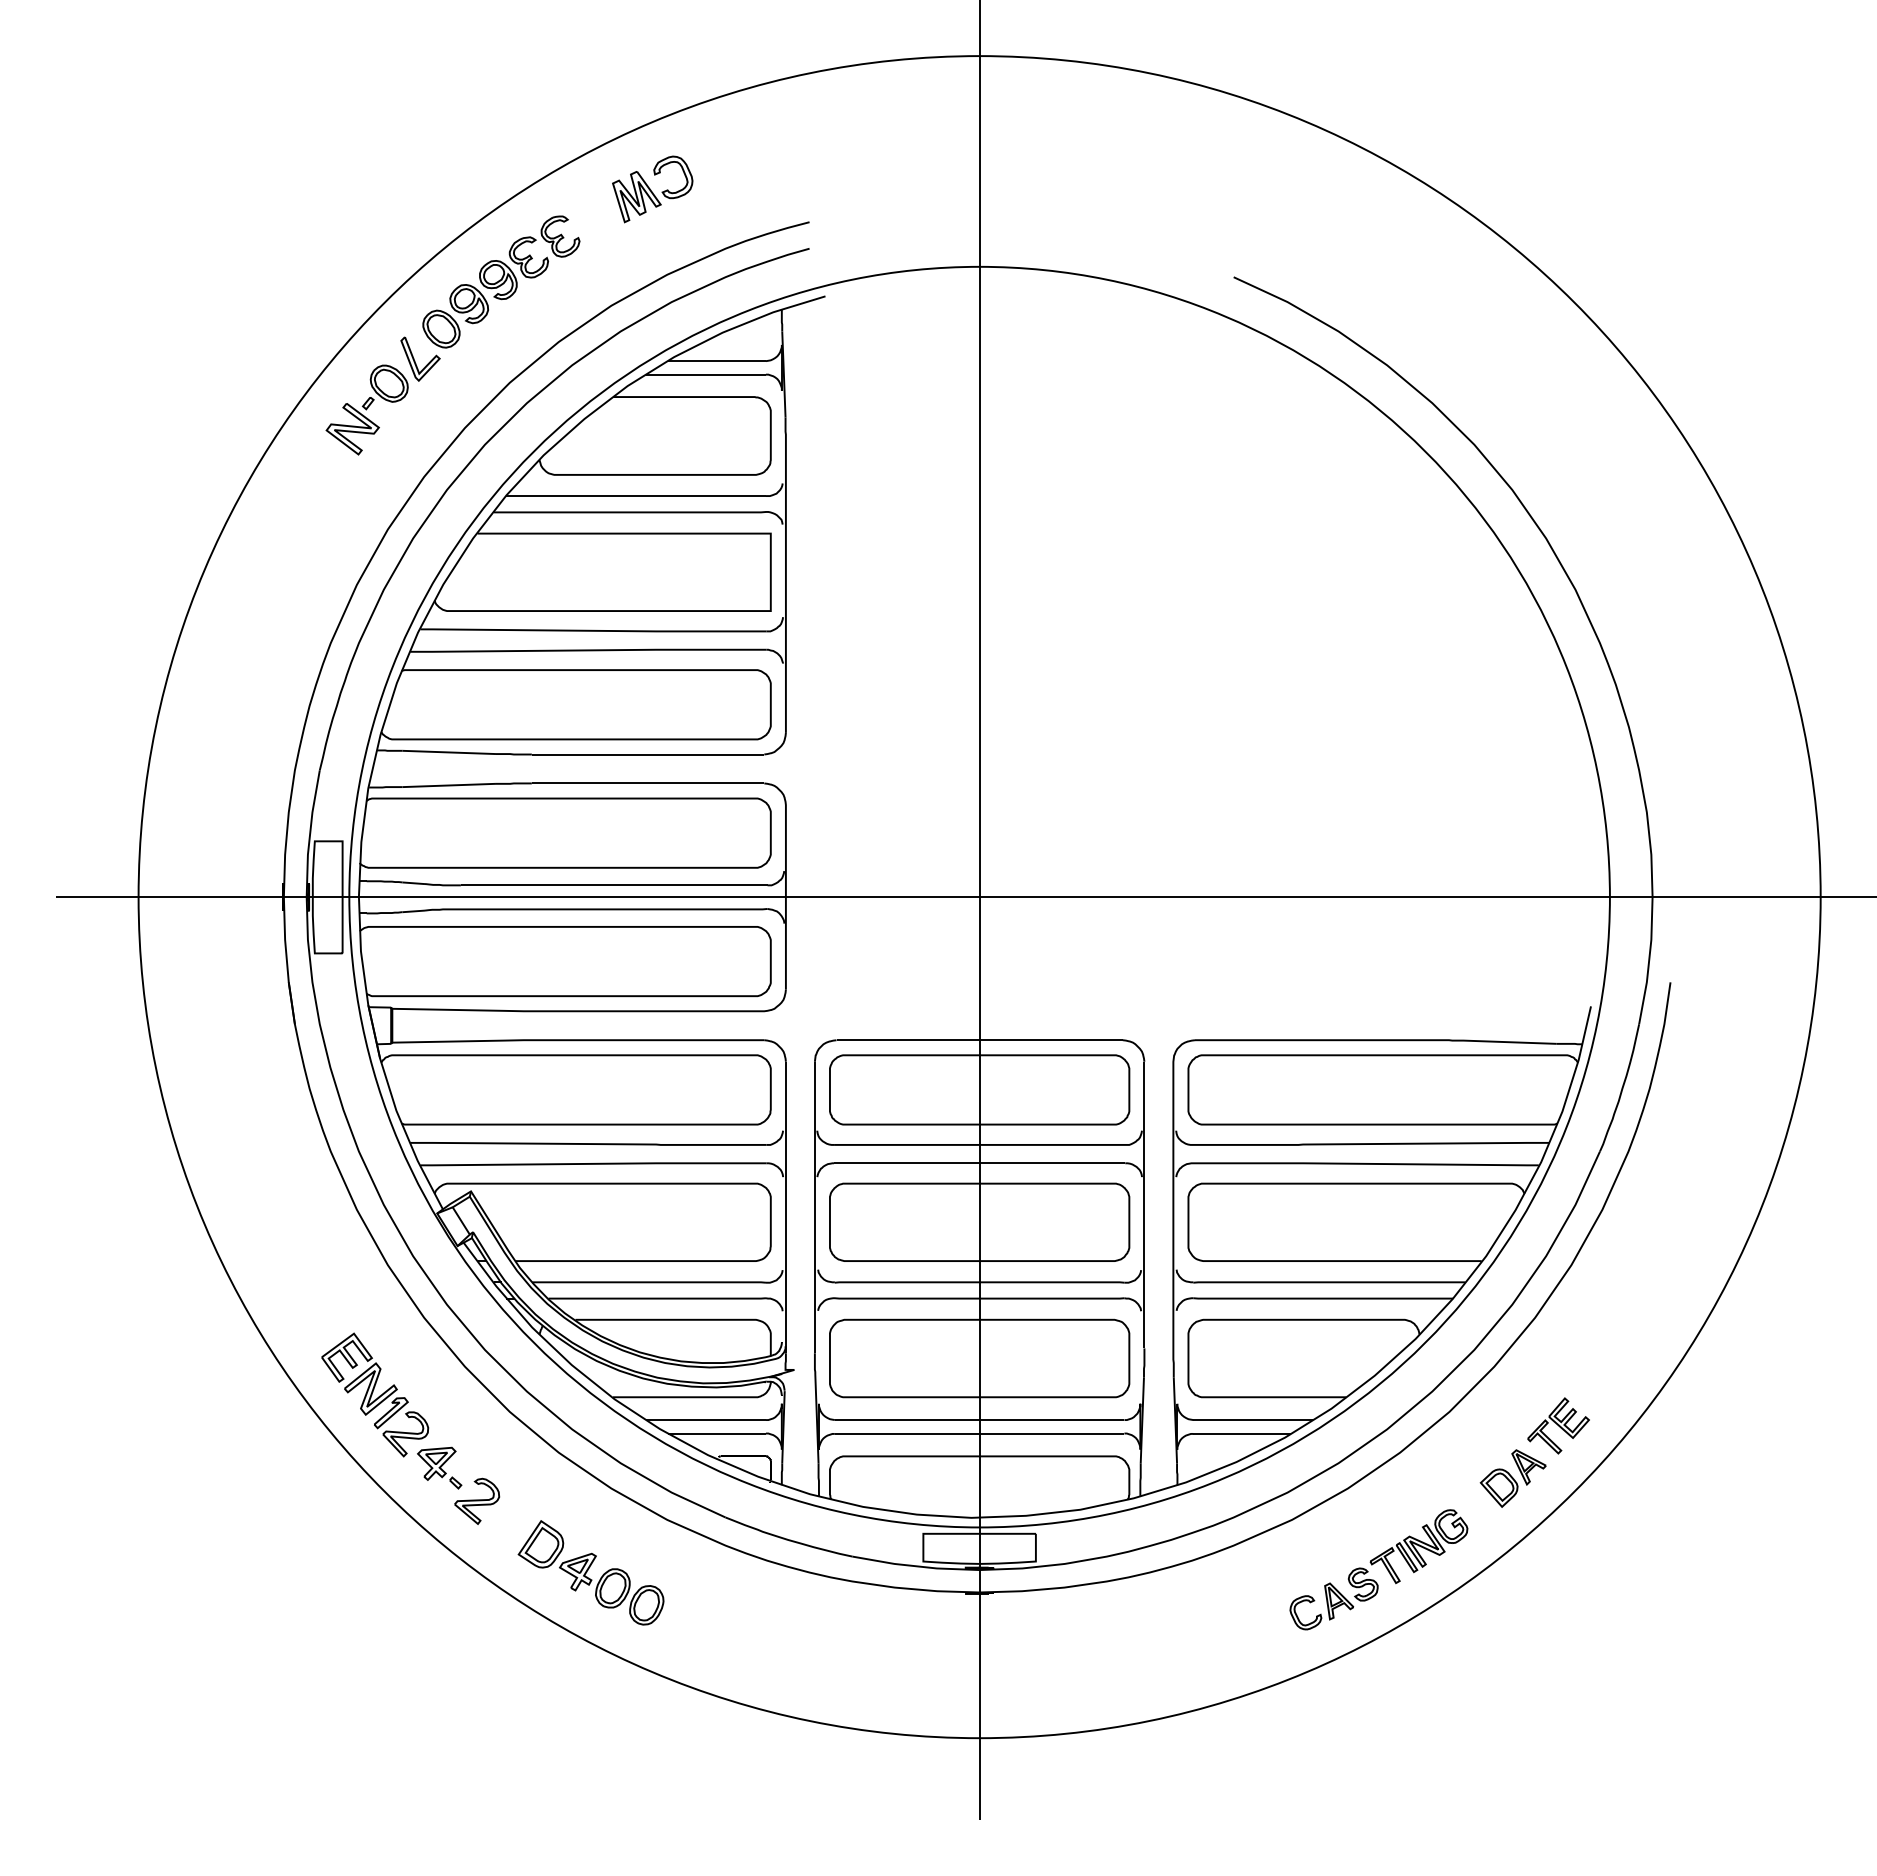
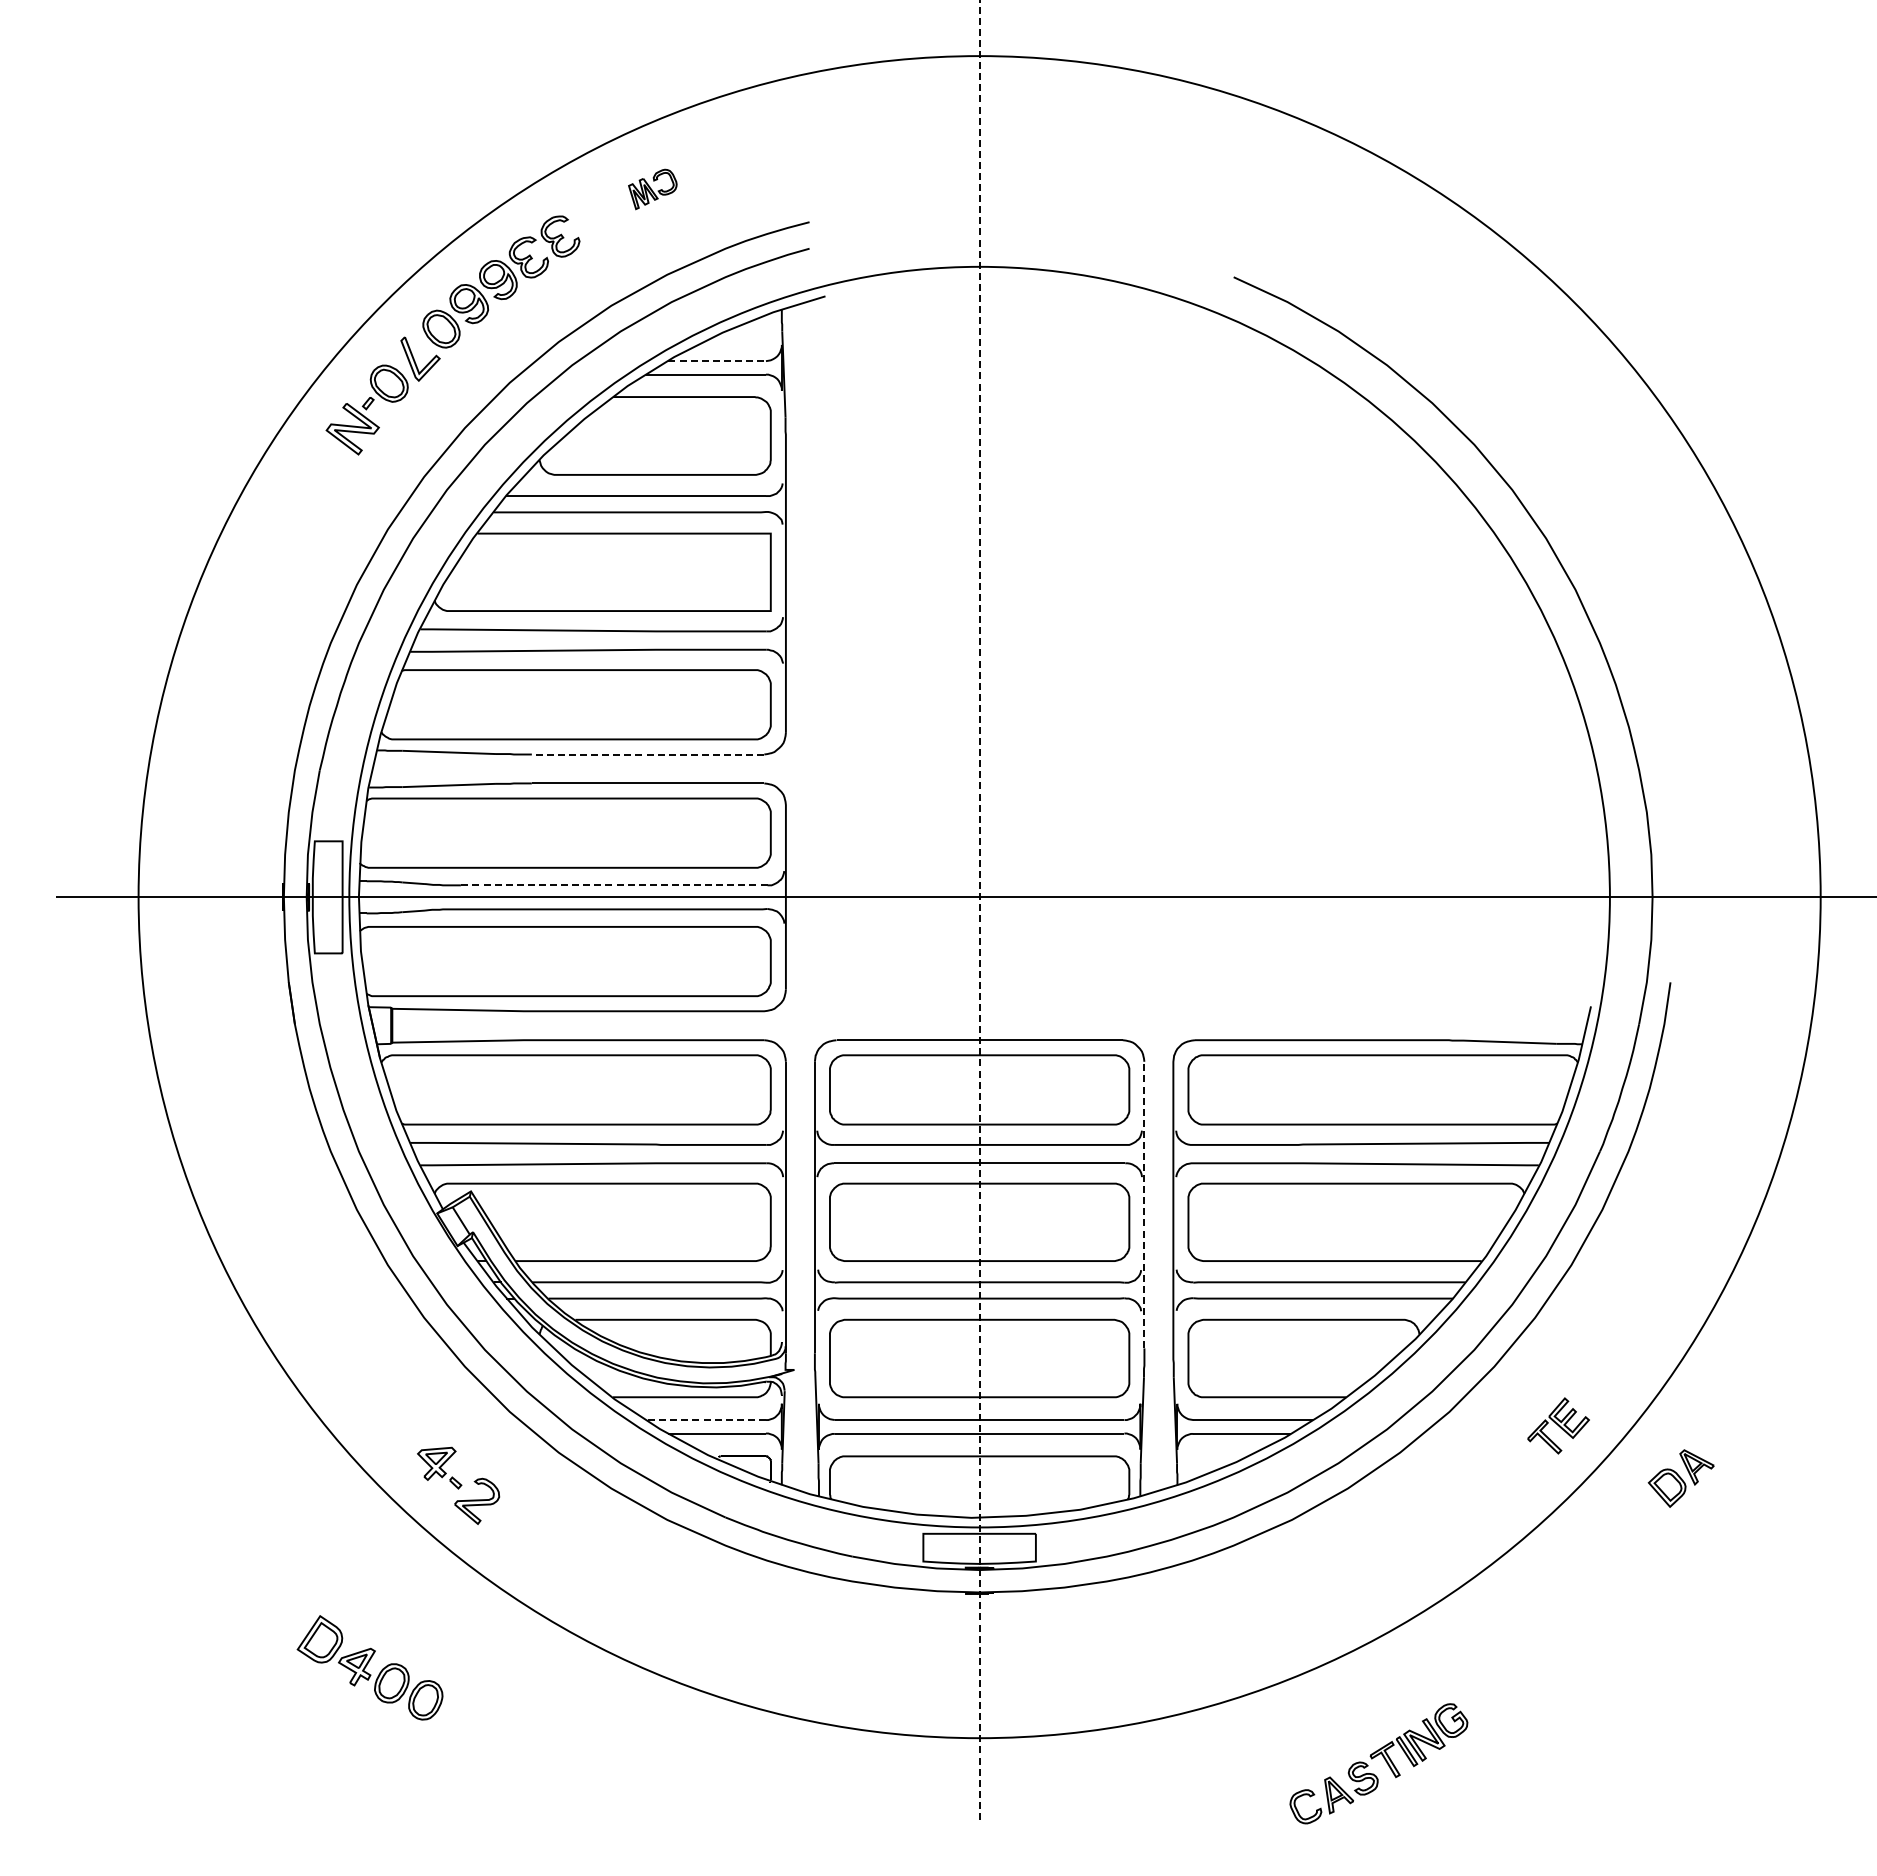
part size: 82x69 px -> 50x43 px (652, 189)
line: solid -> dashed (716, 361)
line: solid -> dashed (647, 754)
line: solid -> dashed (614, 885)
line: solid -> dashed (979, 910)
line: solid -> dashed (1144, 1204)
part: present -> none (375, 1394)
line: solid -> dashed (706, 1420)
part position: (1512, 1478) -> (1680, 1478) (1680, 1478)
part position: (1375, 1563) -> (1375, 1757) (1375, 1757)
part position: (590, 1572) -> (369, 1667) (369, 1667)
